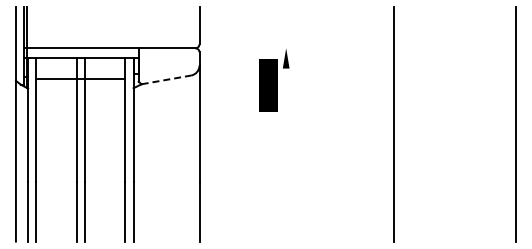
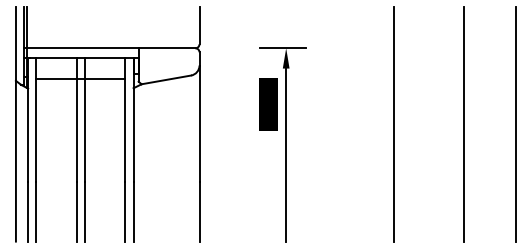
line: none -> present (283, 48)
line: dashed -> solid (166, 79)
text position: (268, 85) -> (268, 104) (268, 104)
line: none -> present (463, 124)
line: none -> present (286, 154)
